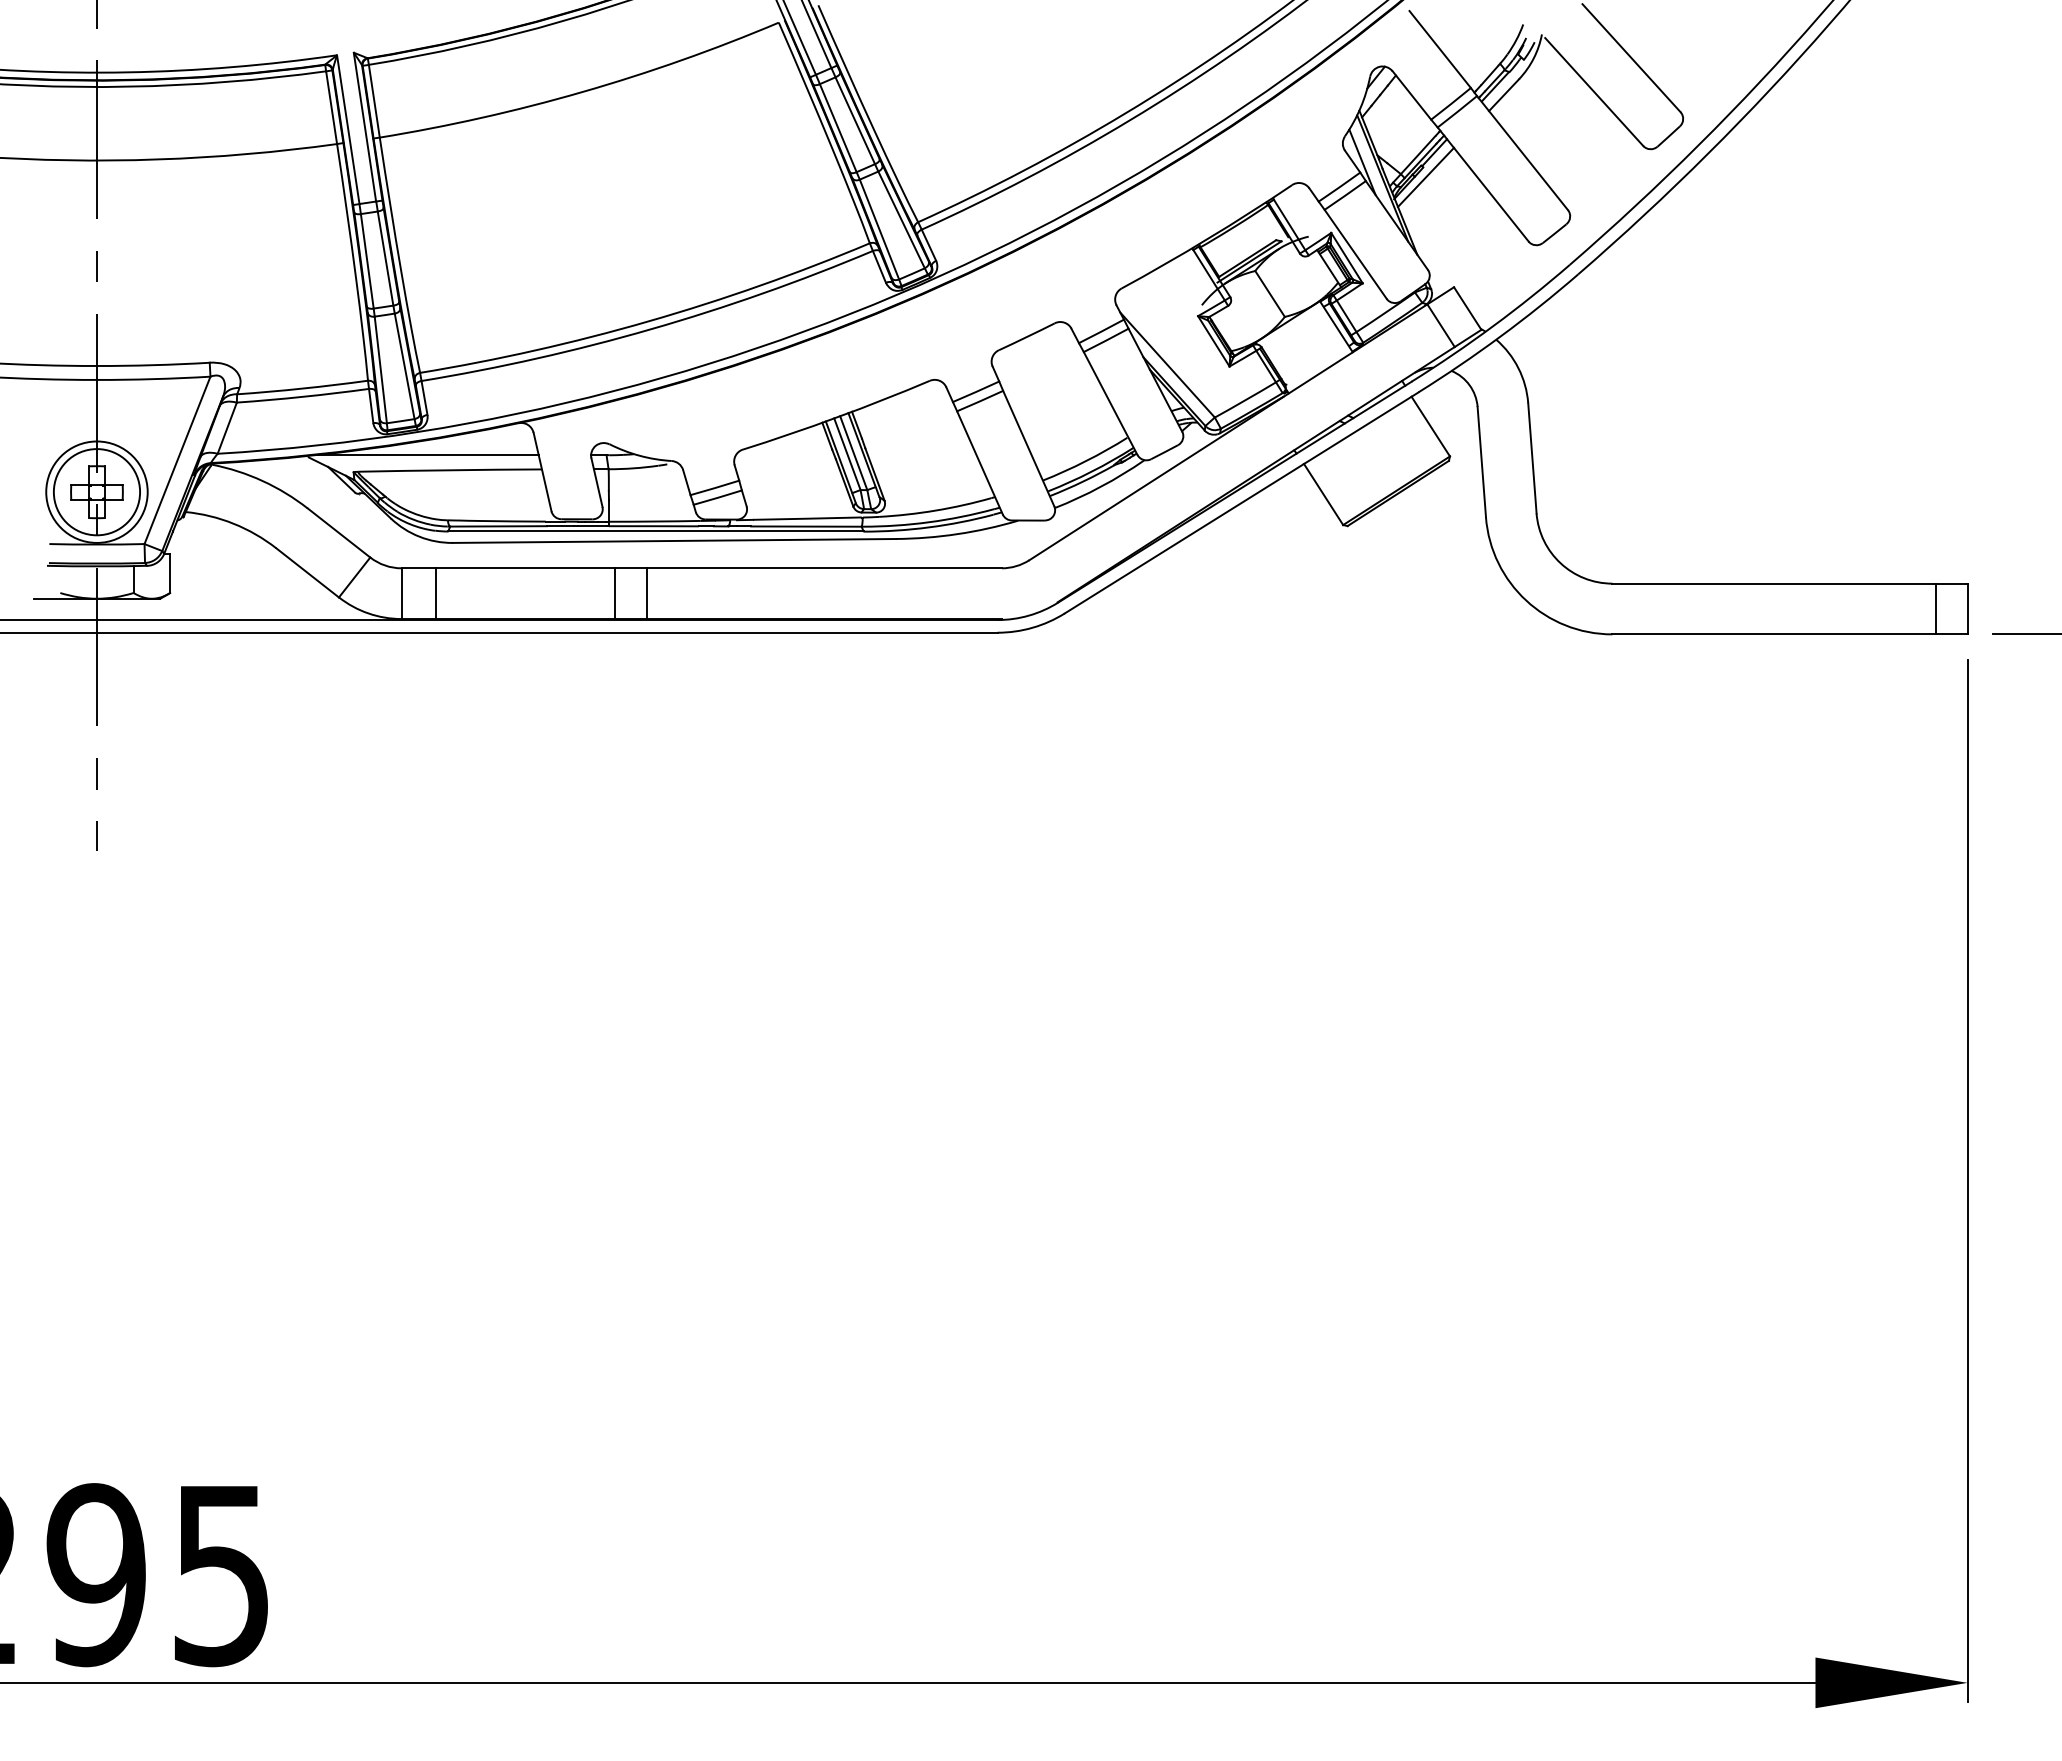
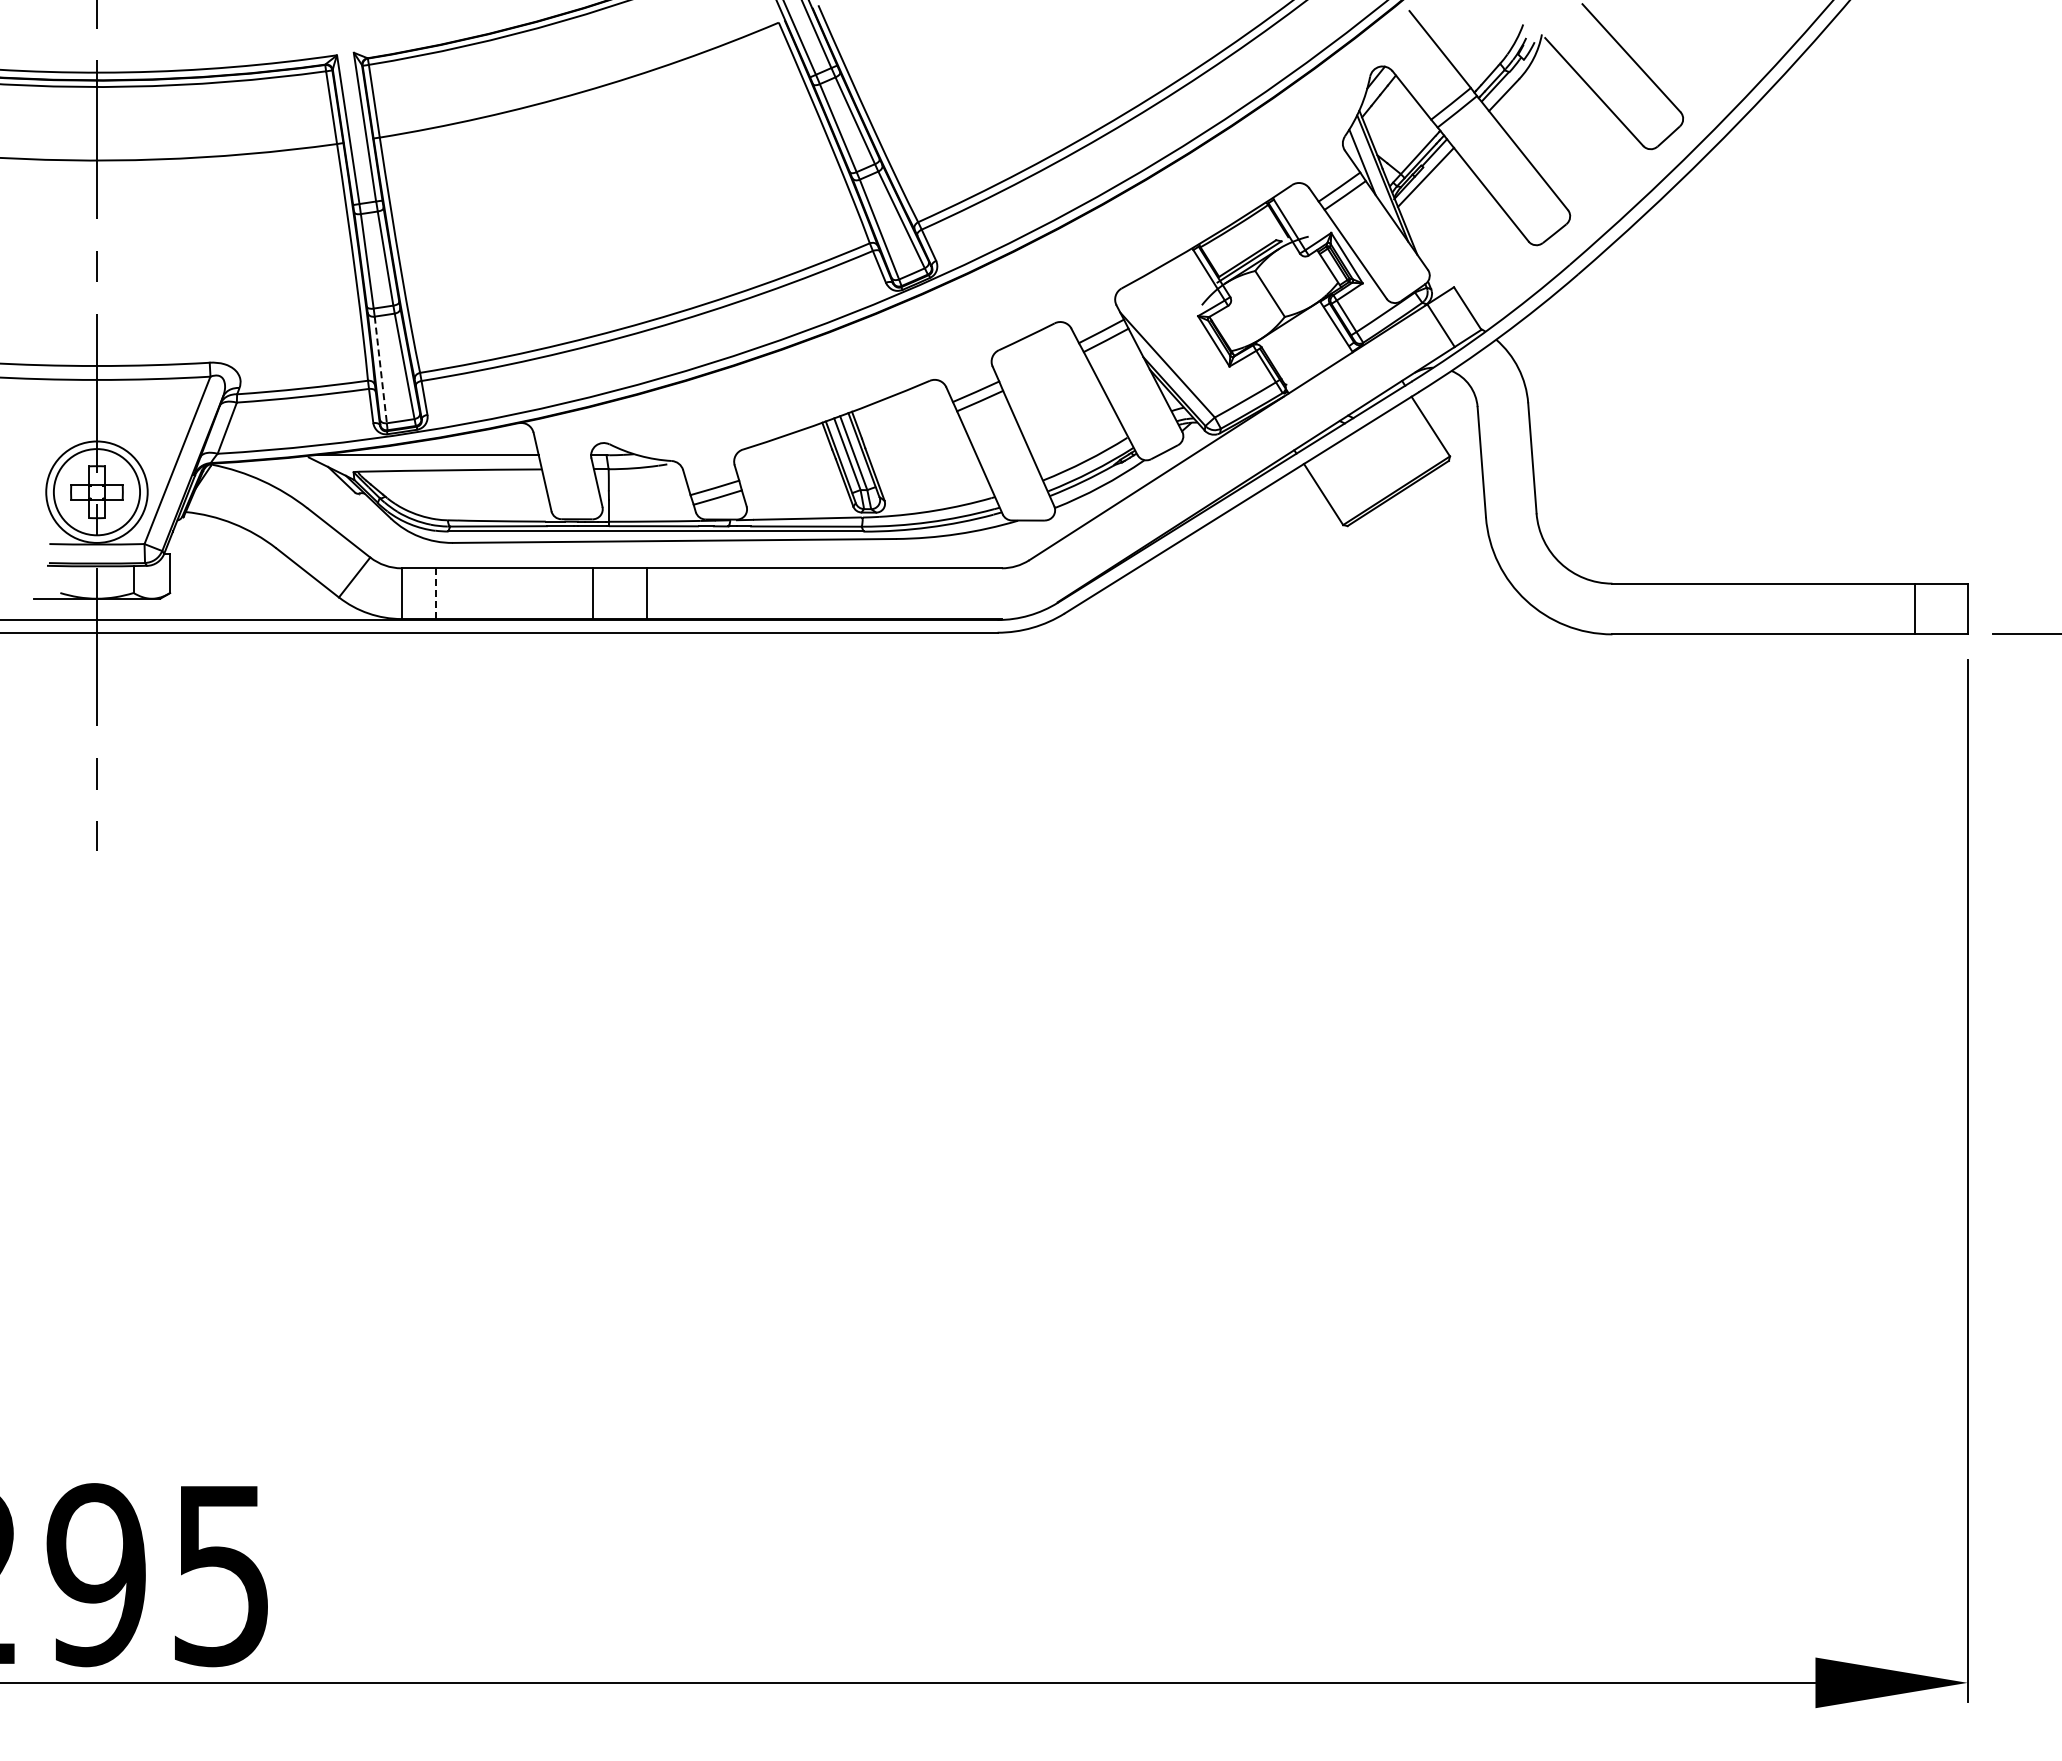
line: solid -> dashed (380, 369)
line: solid -> dashed (436, 593)
line position: (615, 593) -> (593, 593) (593, 593)
line position: (1935, 608) -> (1914, 608) (1914, 608)
